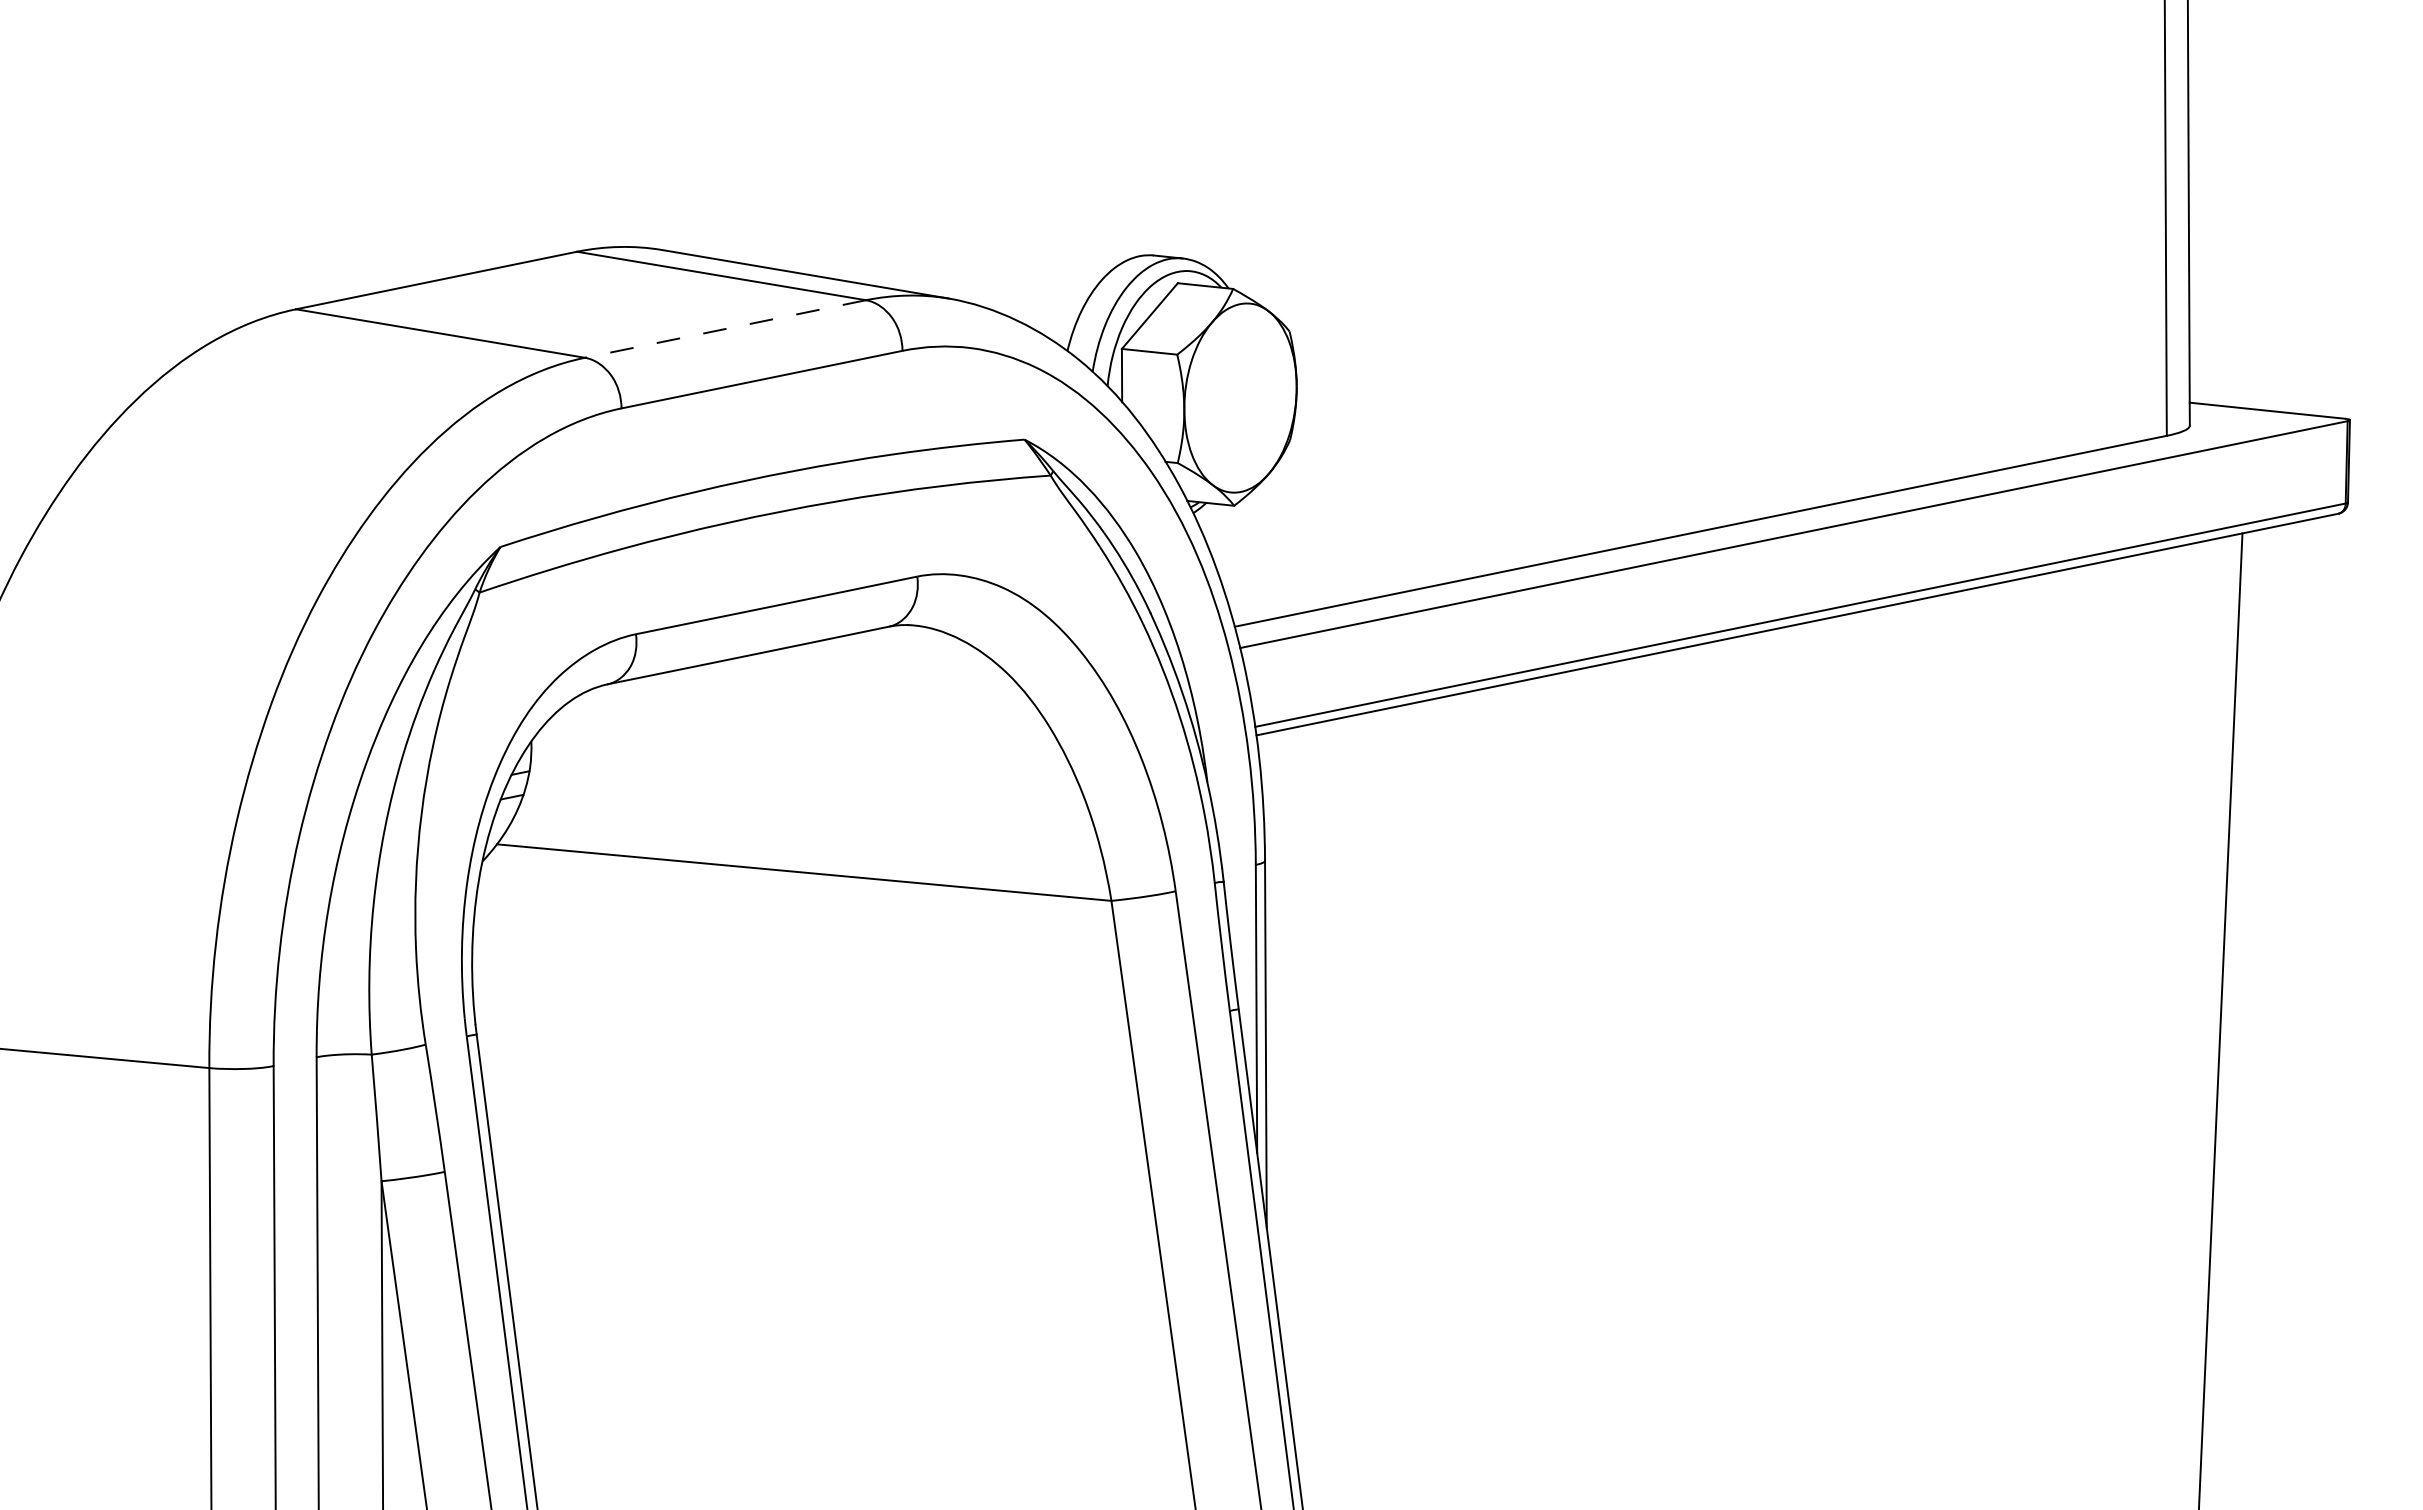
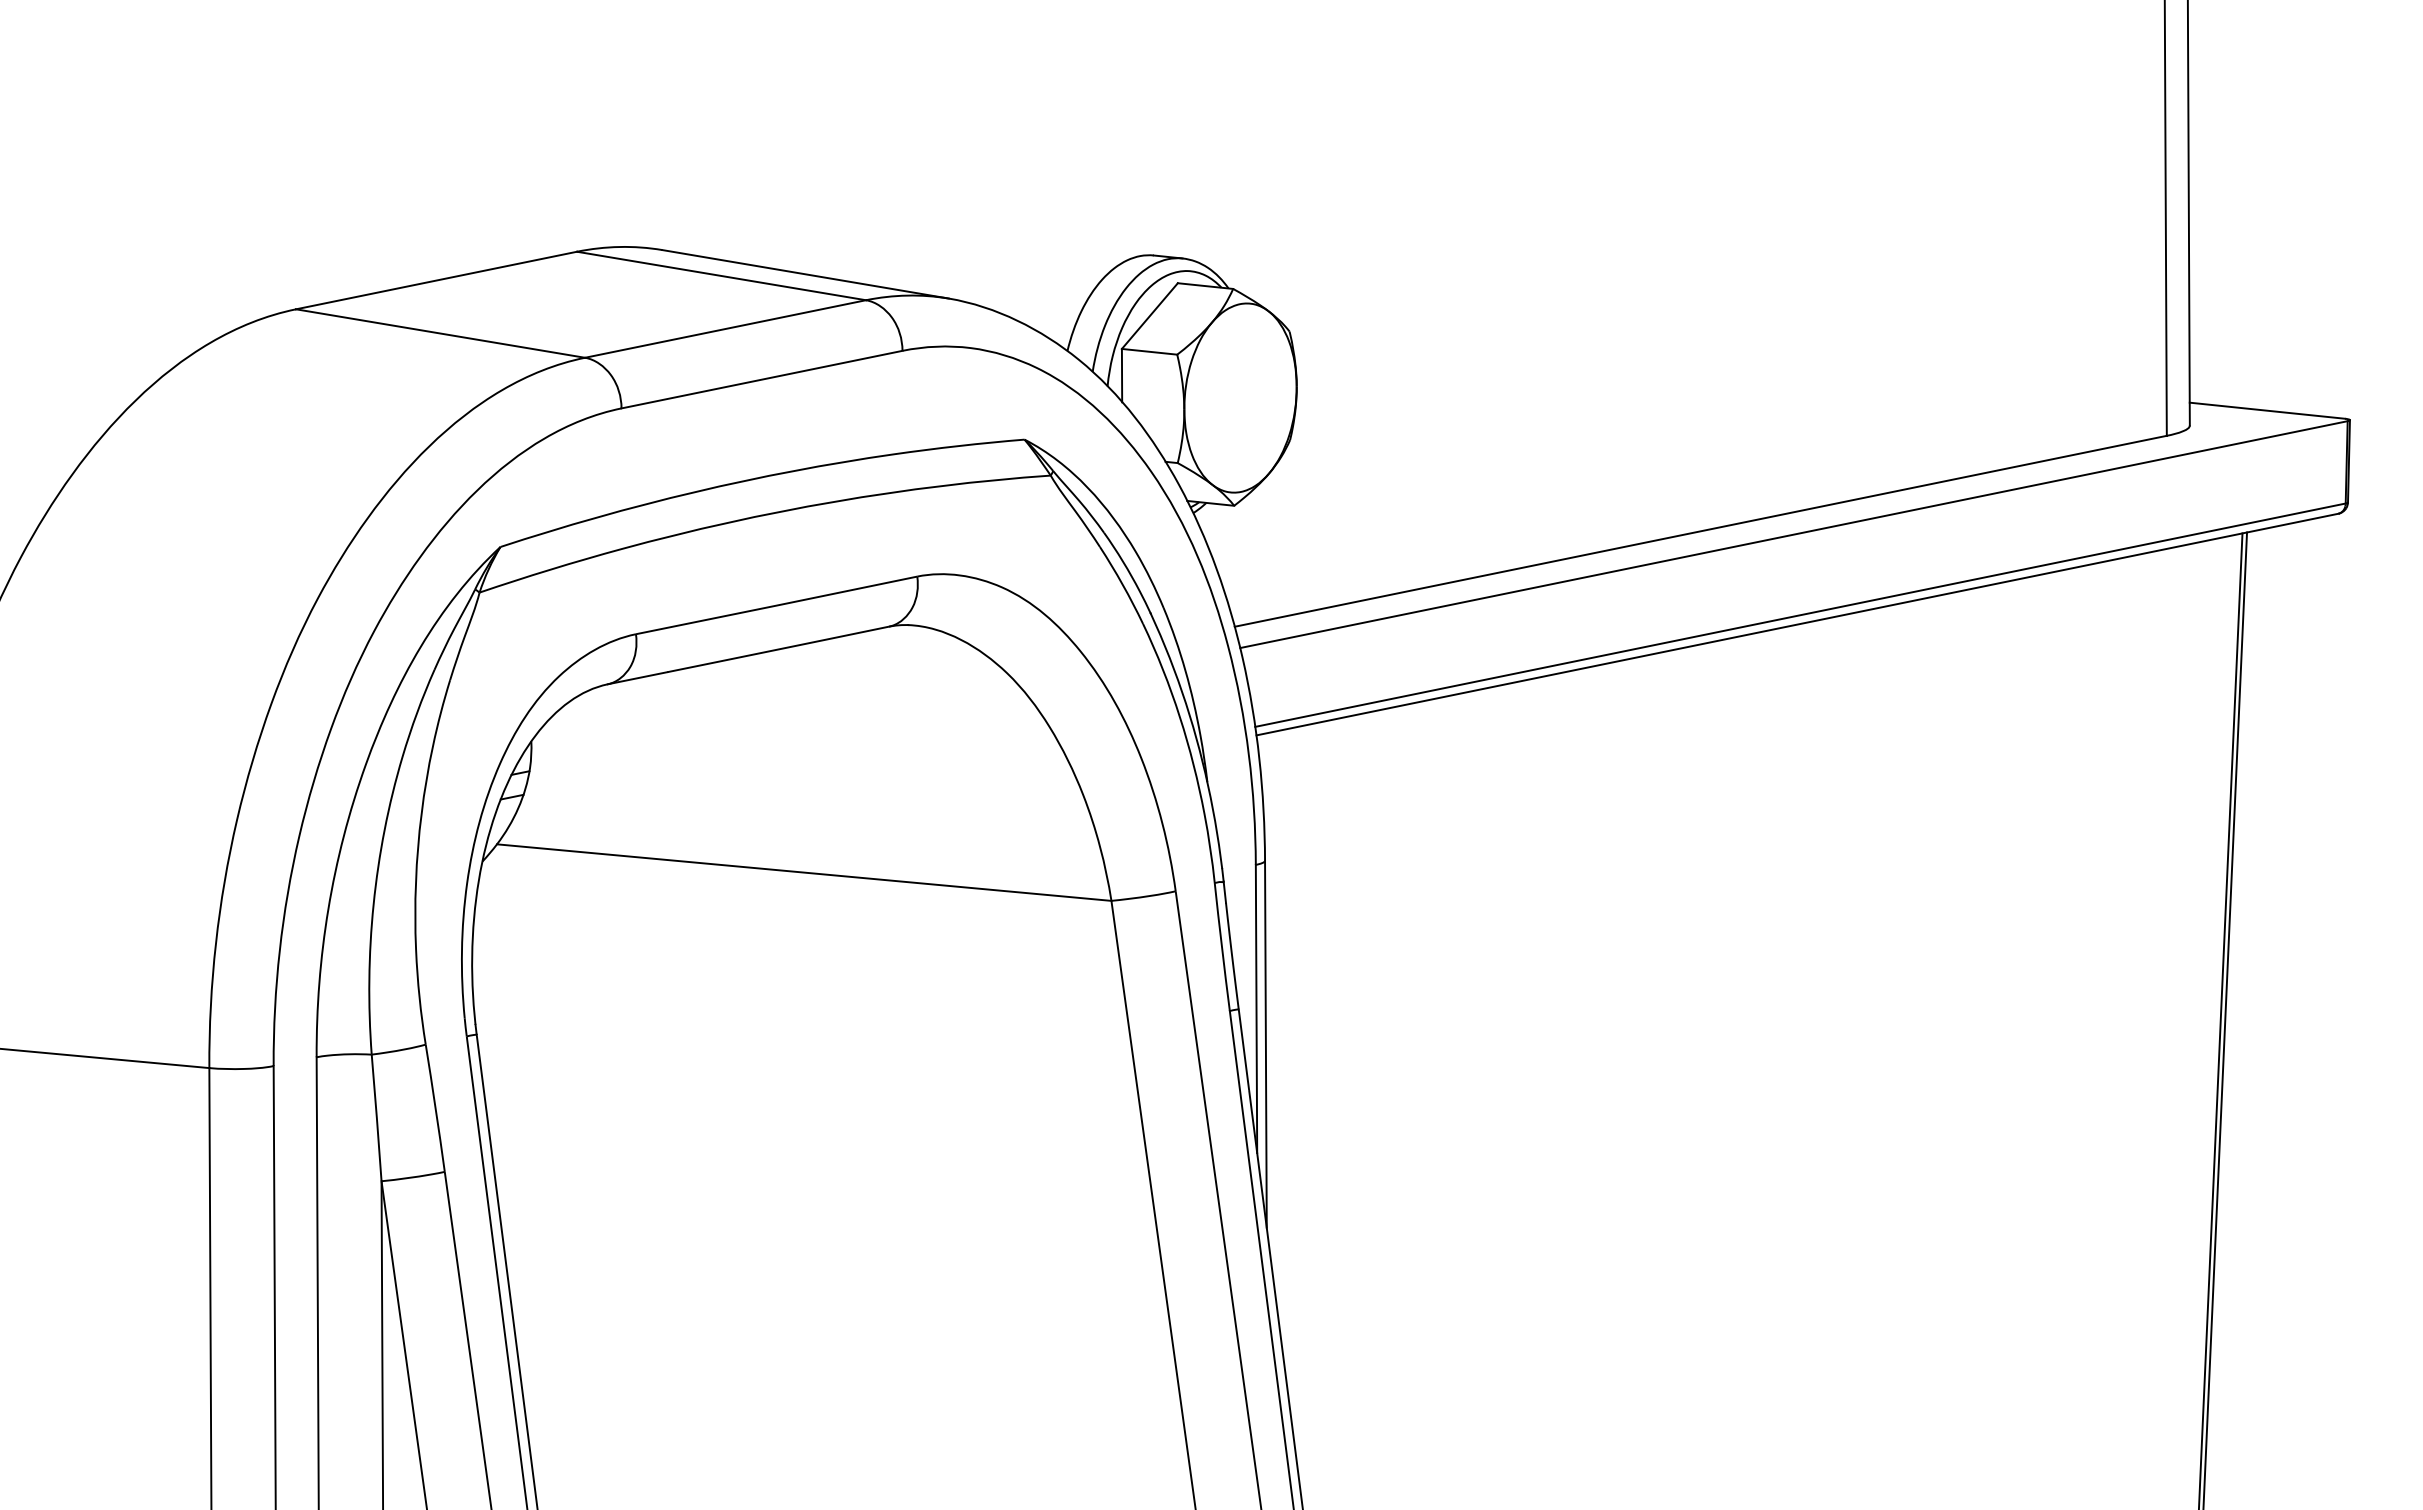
line: dashed -> solid (725, 329)
line: none -> present (2225, 1019)
